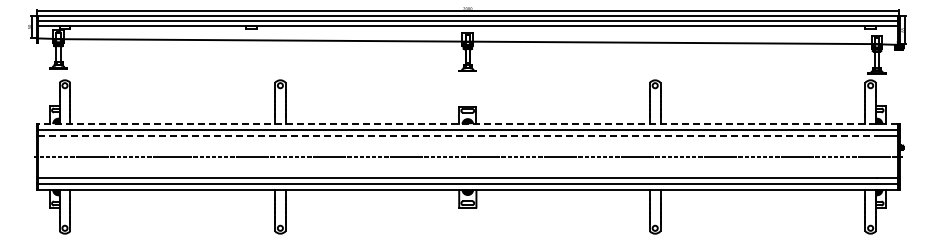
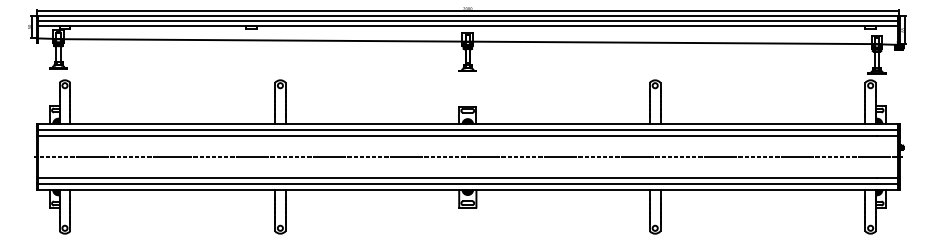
line: dashed -> solid (467, 124)
line: dashed -> solid (457, 136)
